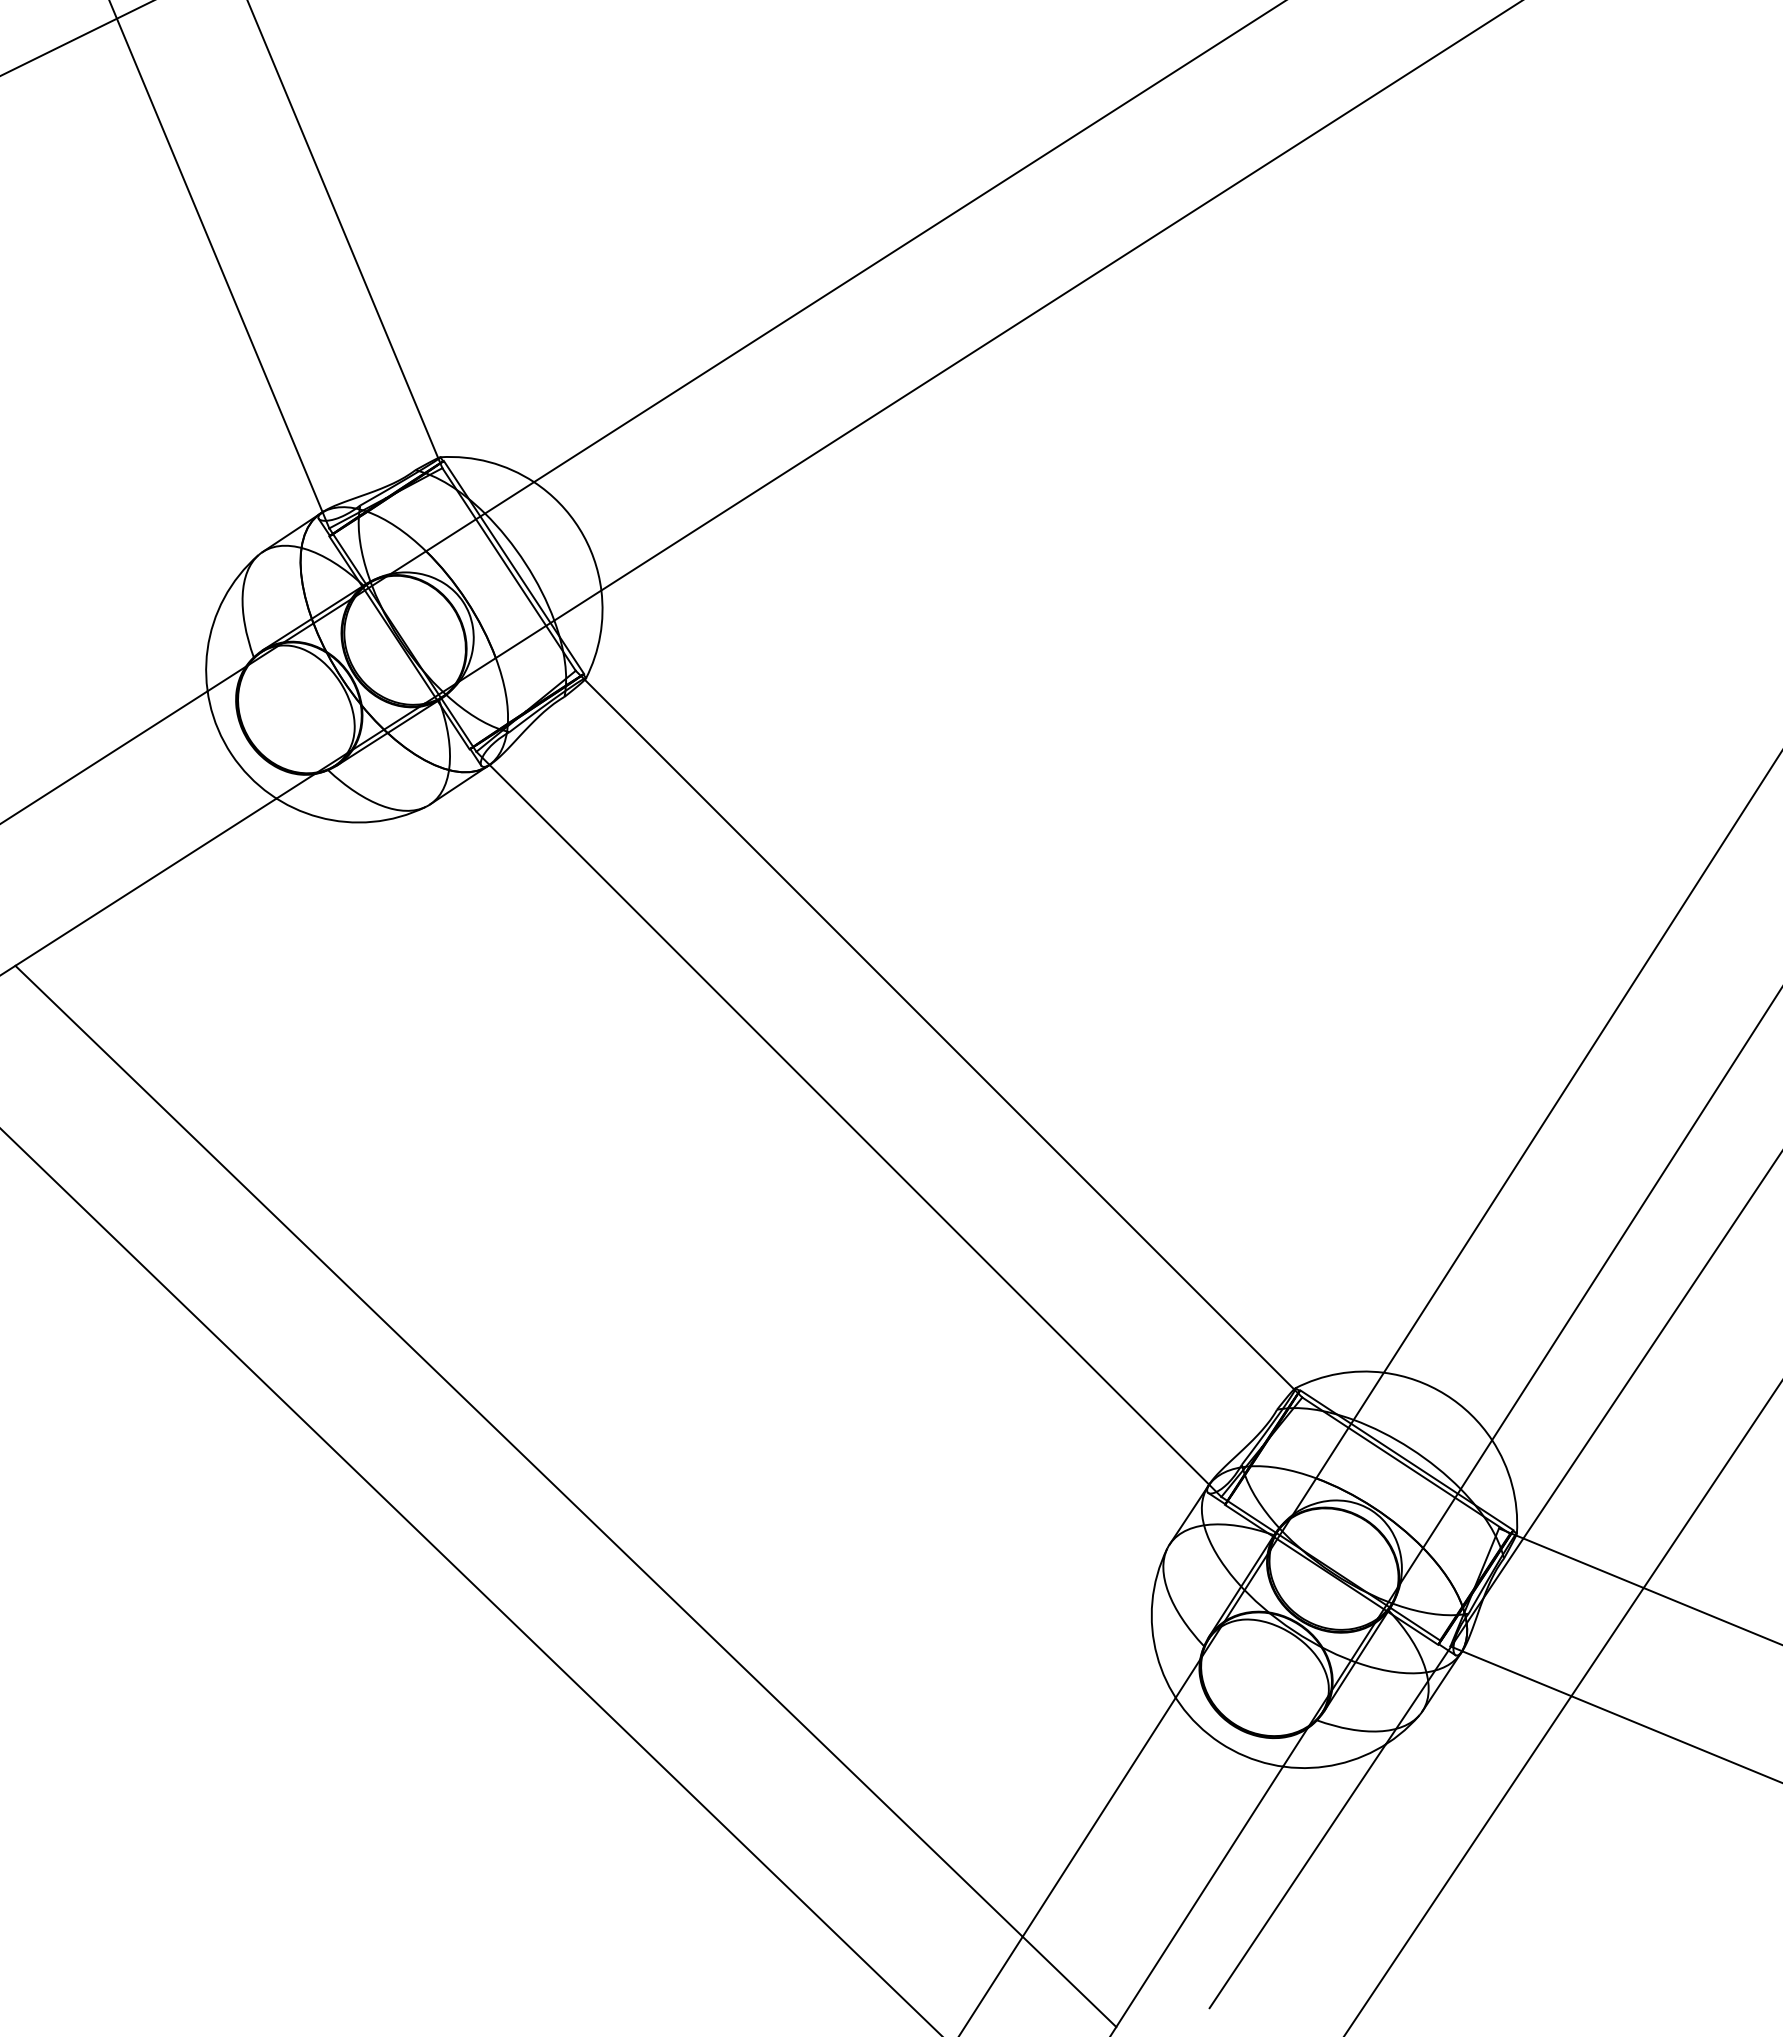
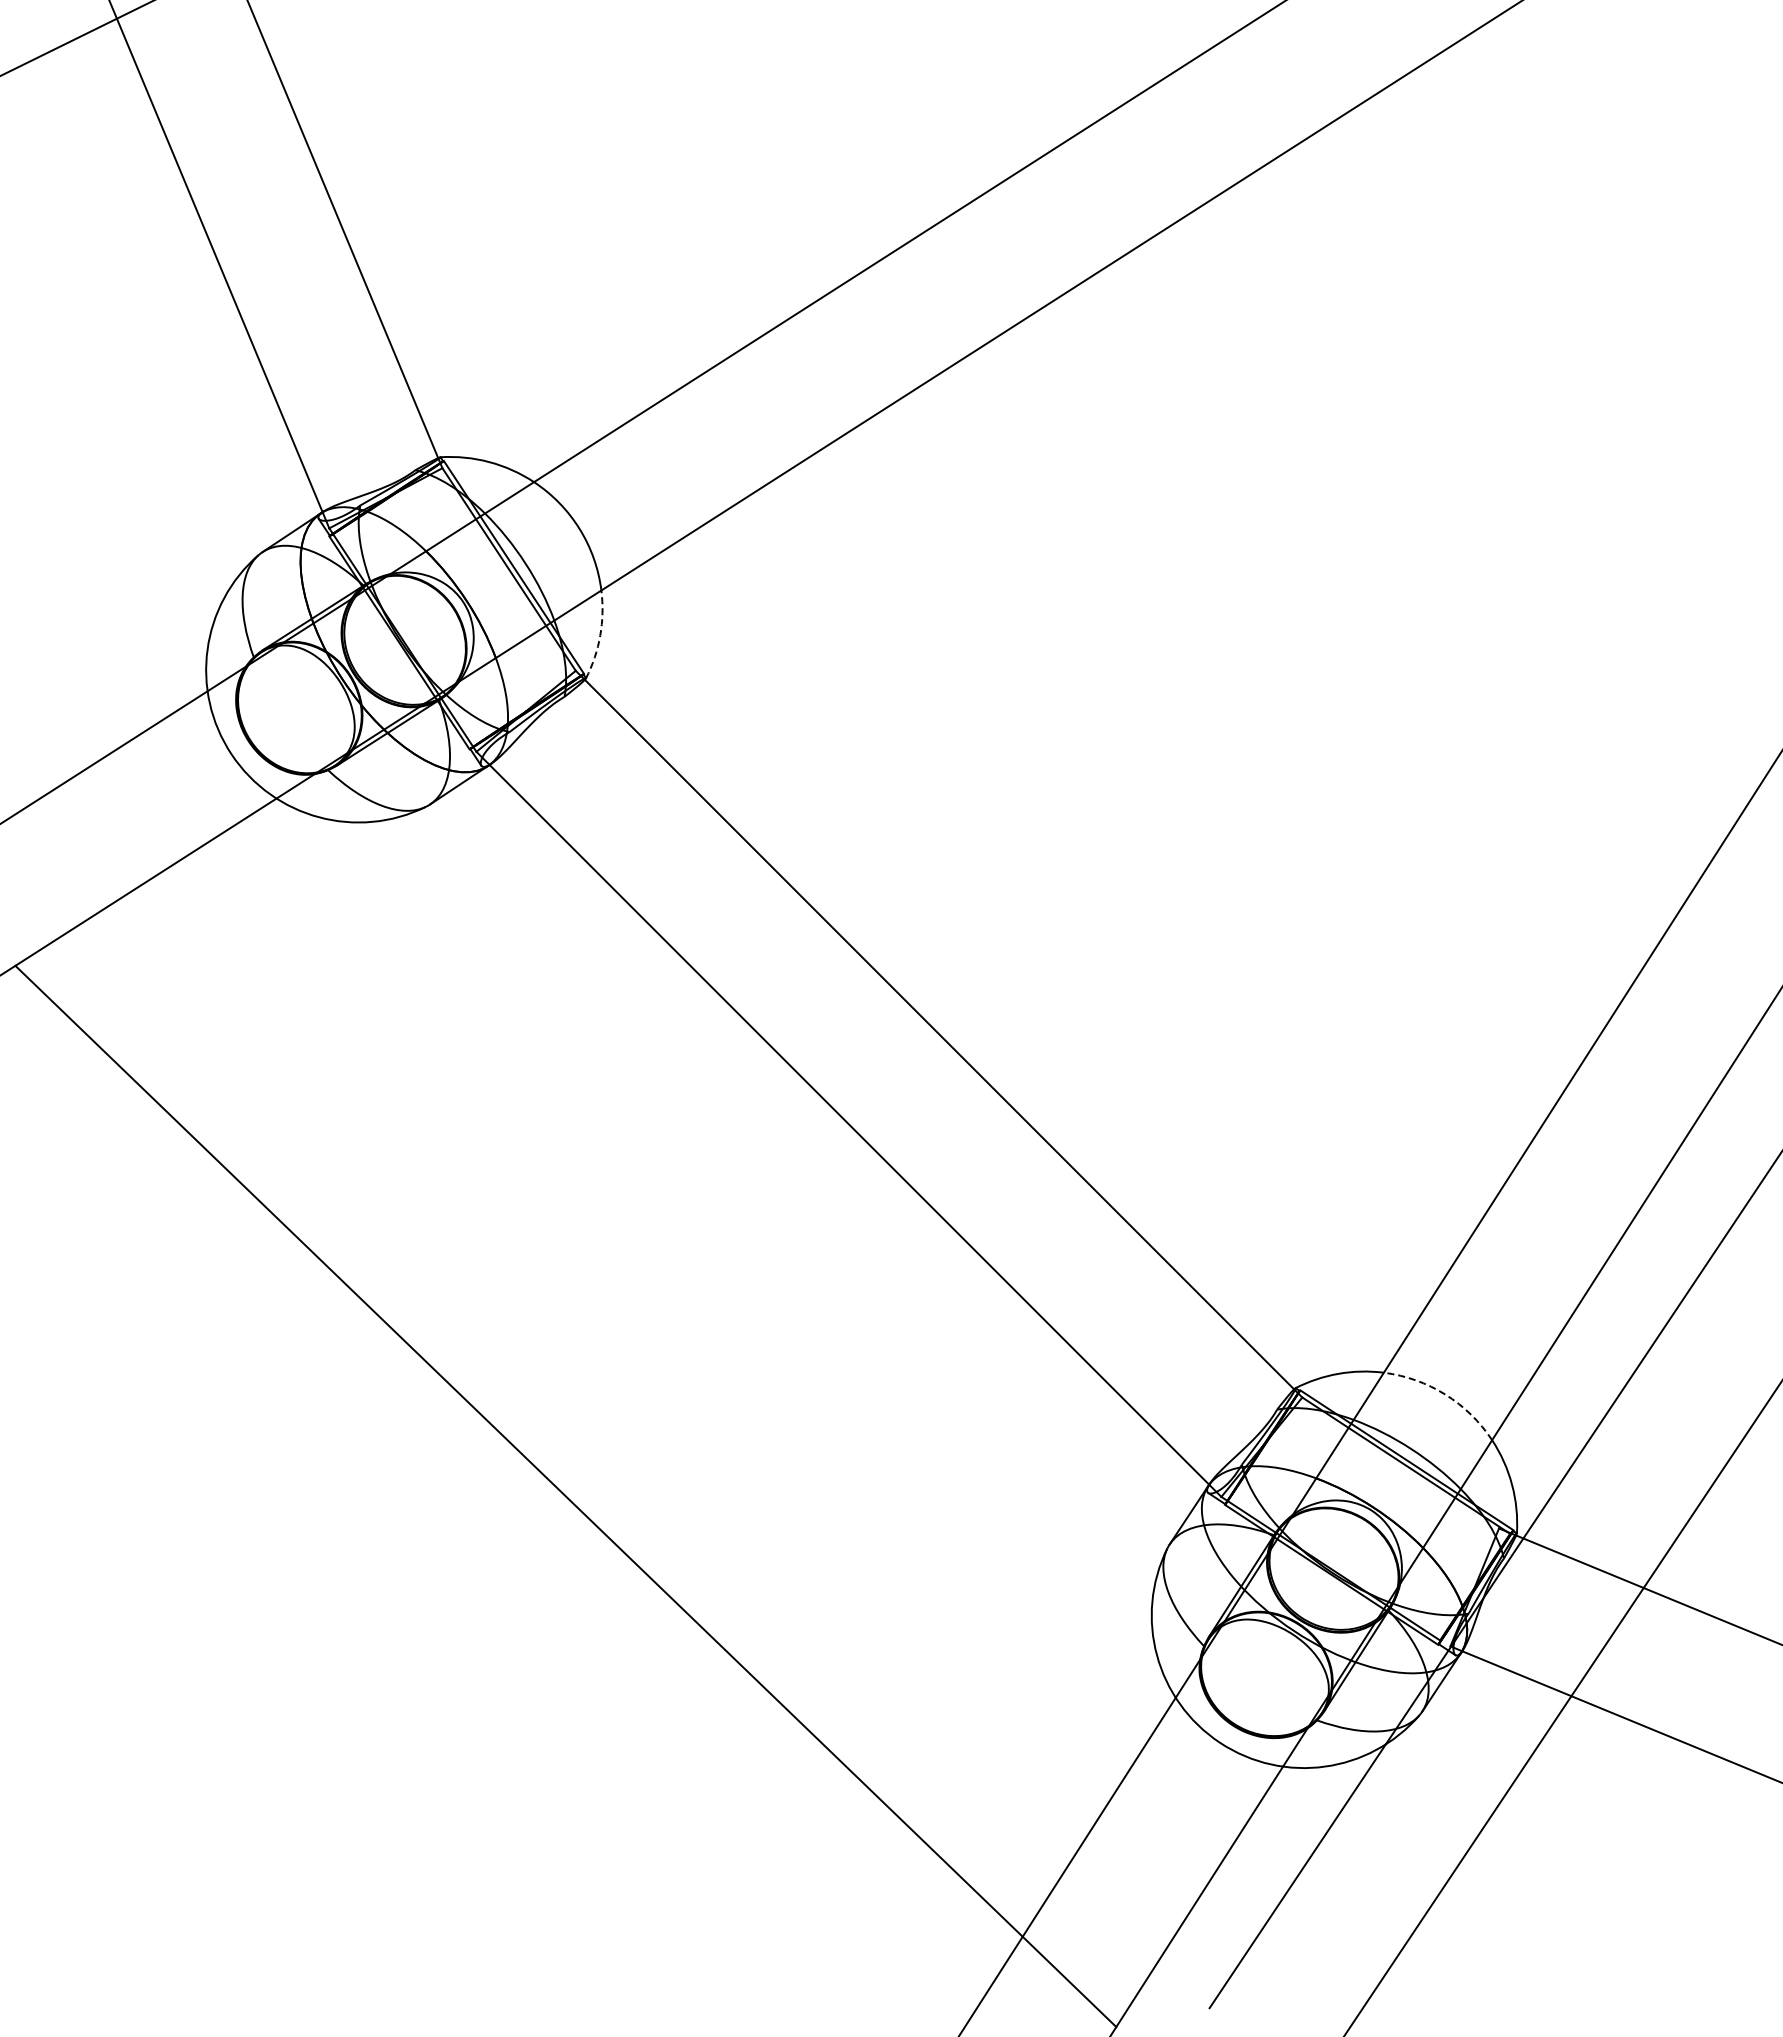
arc: solid -> dashed (600, 635)
arc: solid -> dashed (1445, 1394)
line: present -> none (470, 1581)
